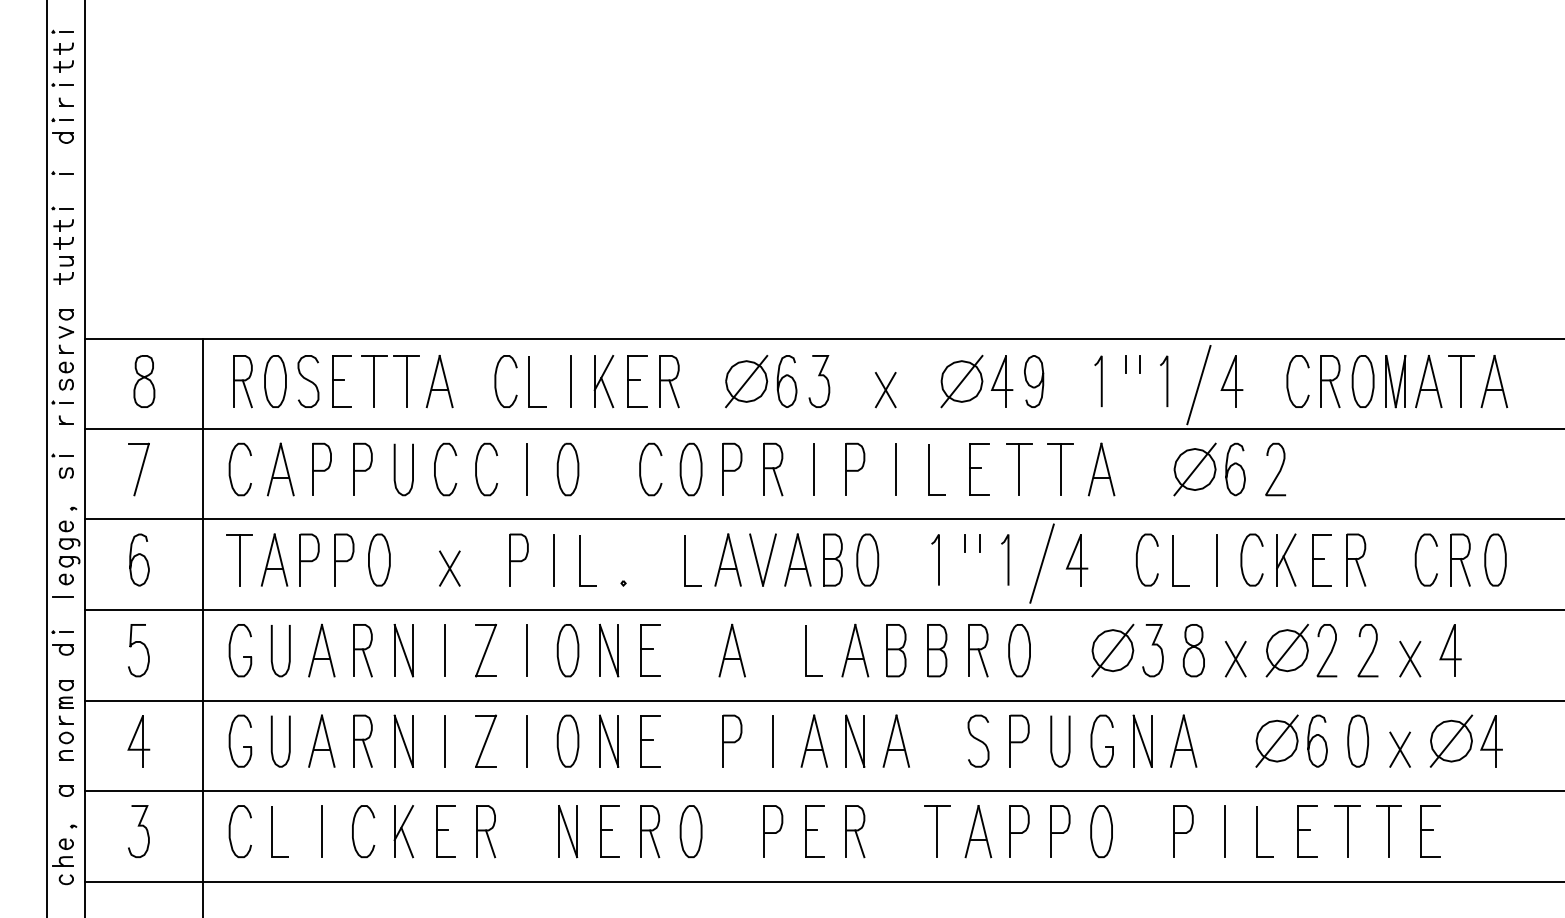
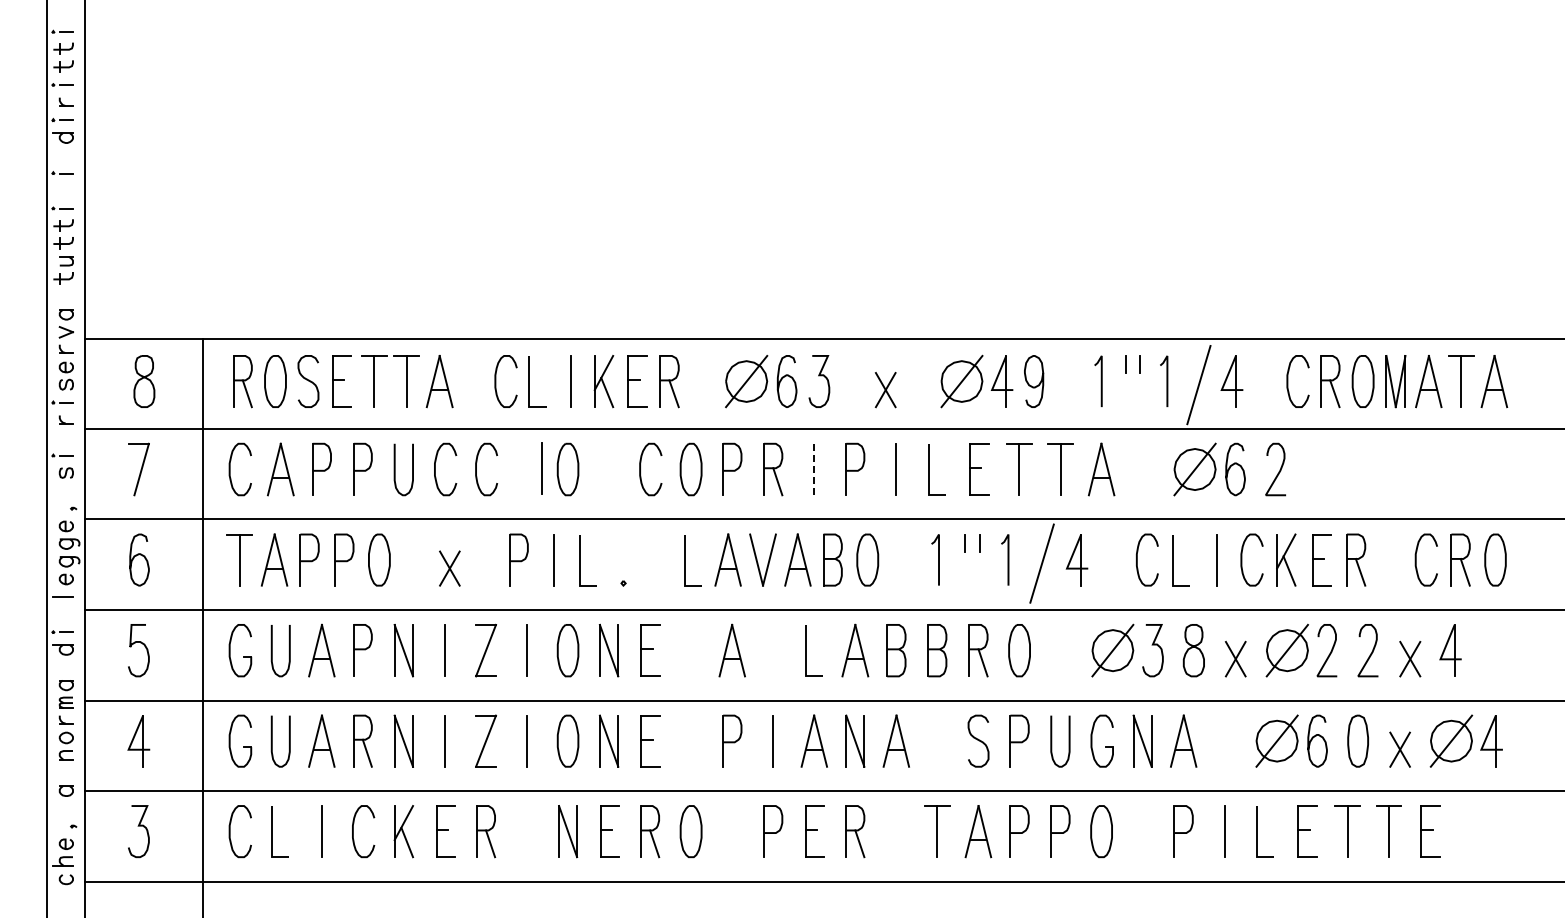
line position: (526, 469) -> (541, 468) (541, 468)
line: solid -> dashed (814, 469)
line: present -> none (366, 662)
